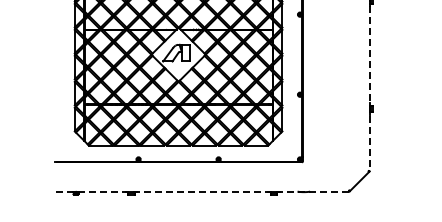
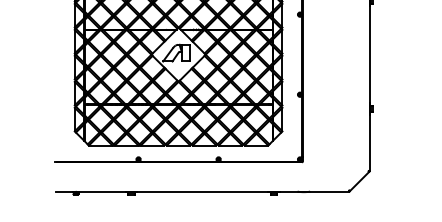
line: dashed -> solid (369, 86)
line: dashed -> solid (202, 191)
